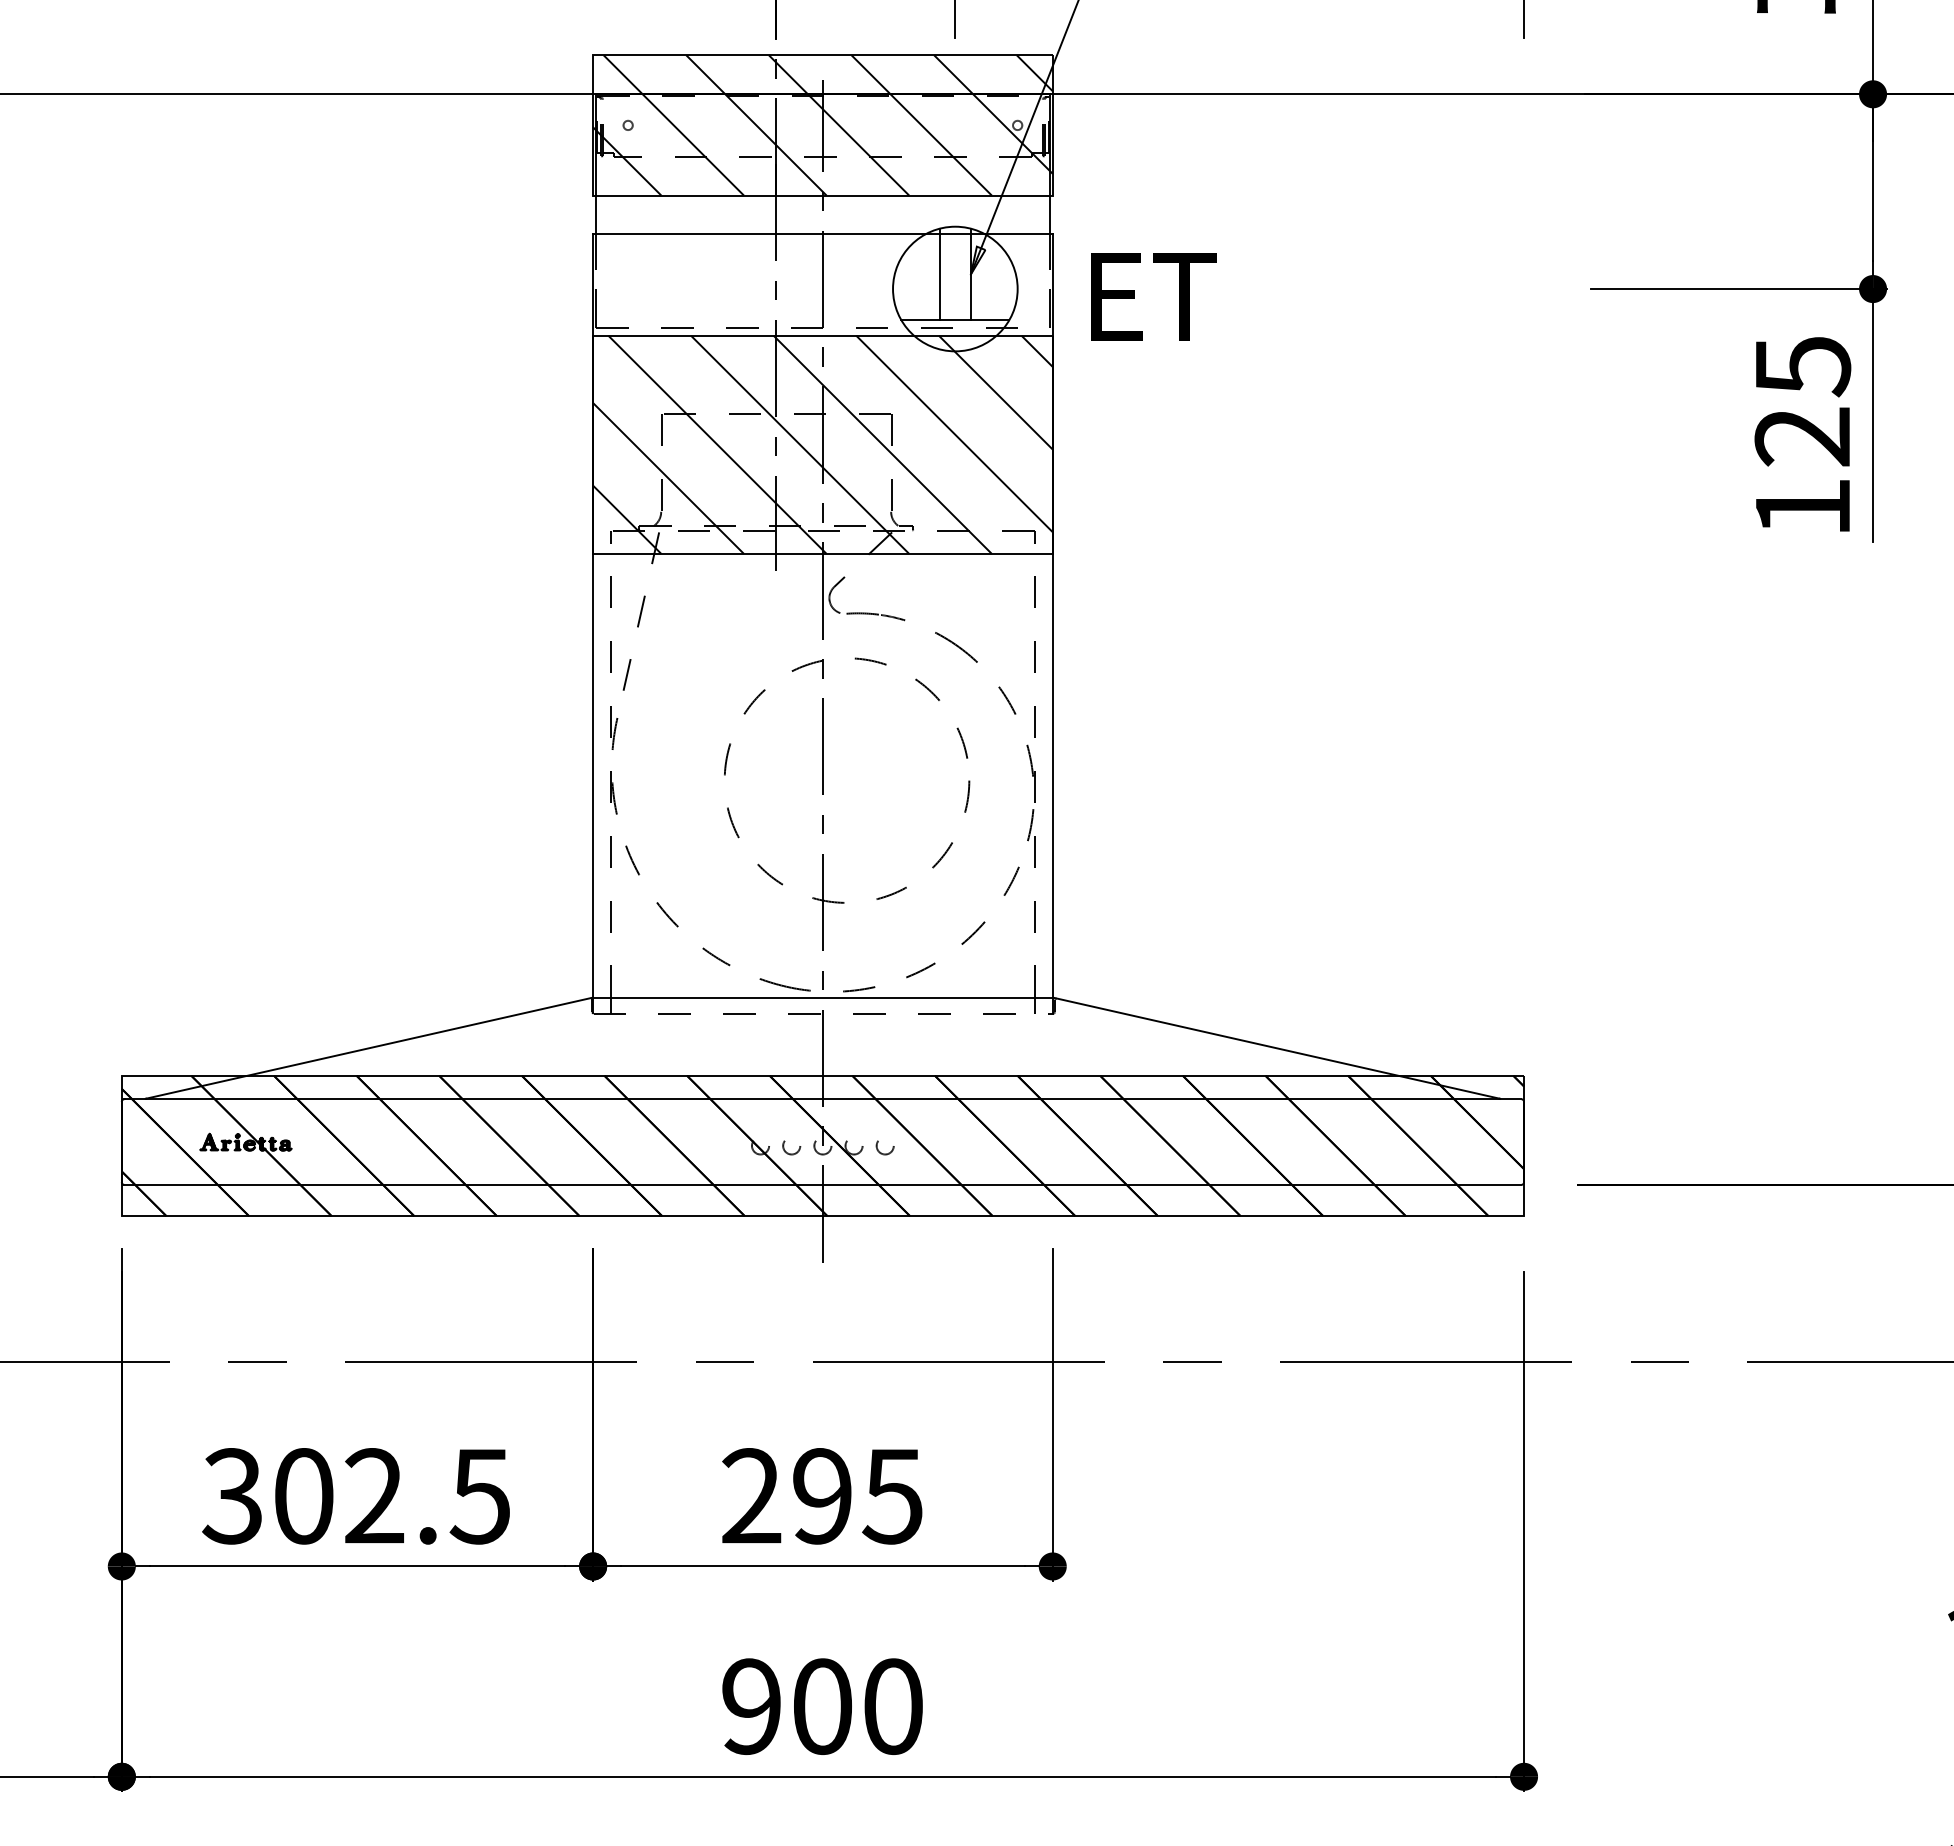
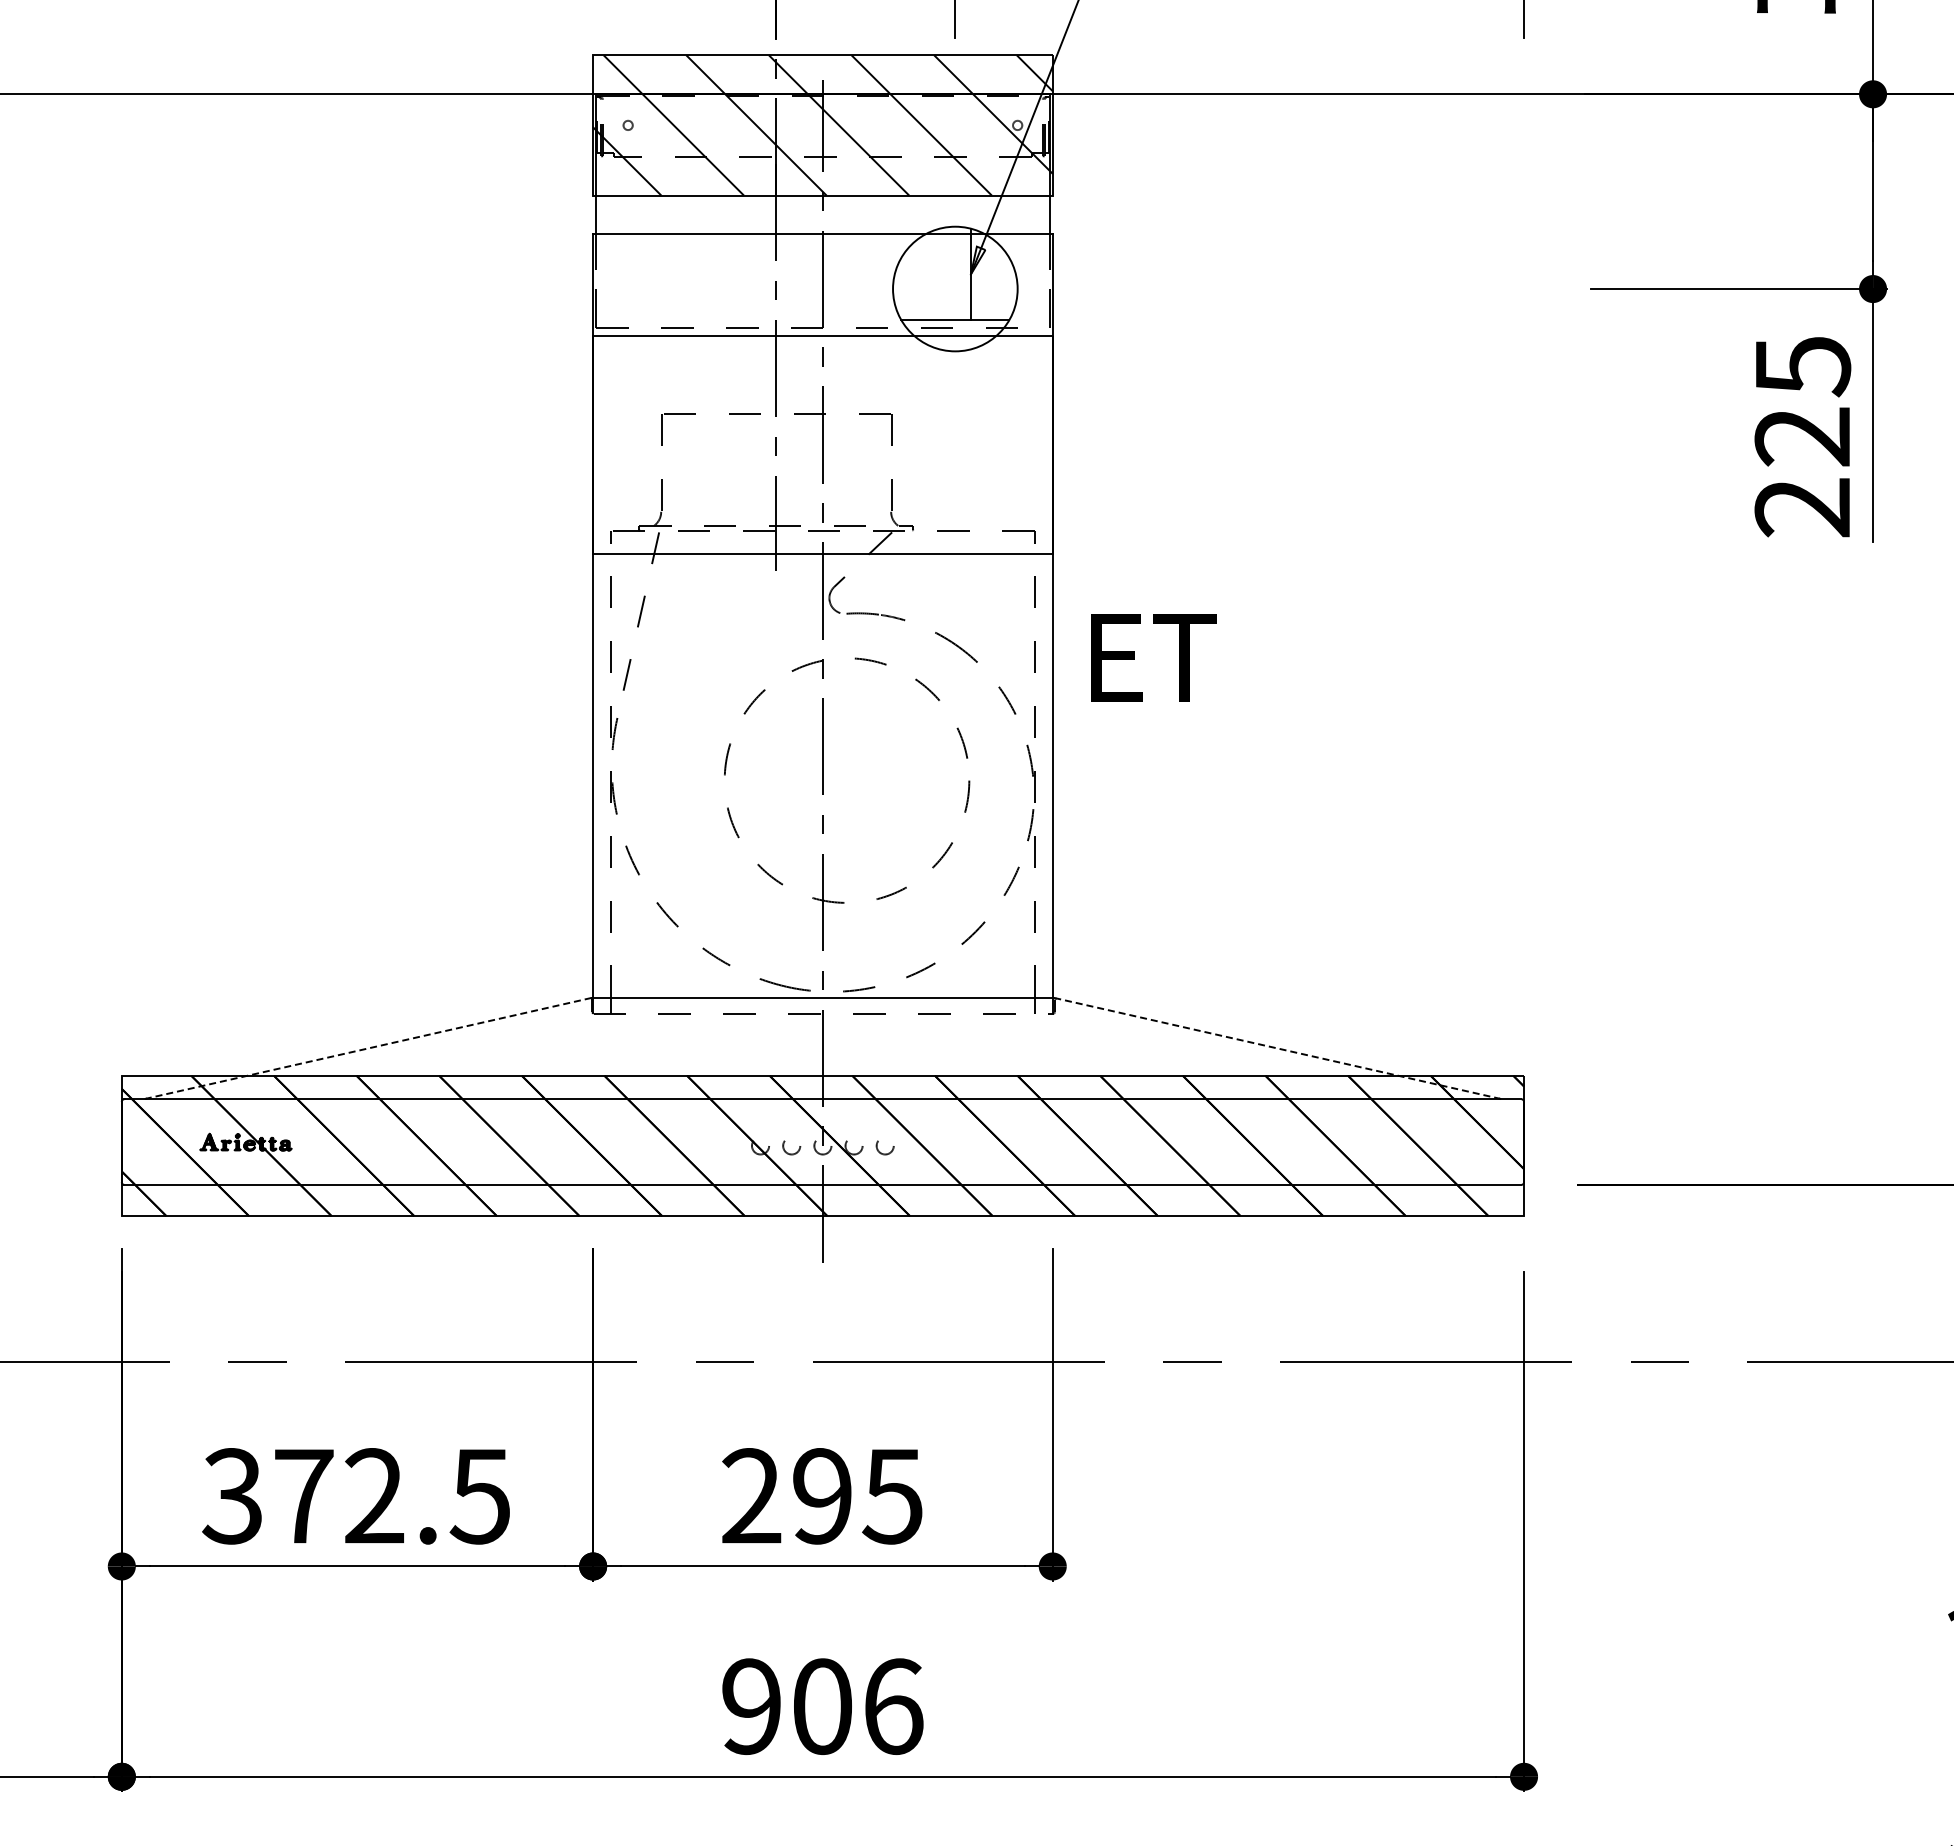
line: present -> none (939, 274)
text position: (1153, 296) -> (1153, 657) (1153, 657)
hatch: present -> none (822, 444)
text: 125 -> 225 (1801, 507)
line: solid -> dashed (368, 1048)
line: solid -> dashed (1277, 1048)
text: 302.5 -> 372.5 (304, 1496)
text: 900 -> 906 (893, 1706)
